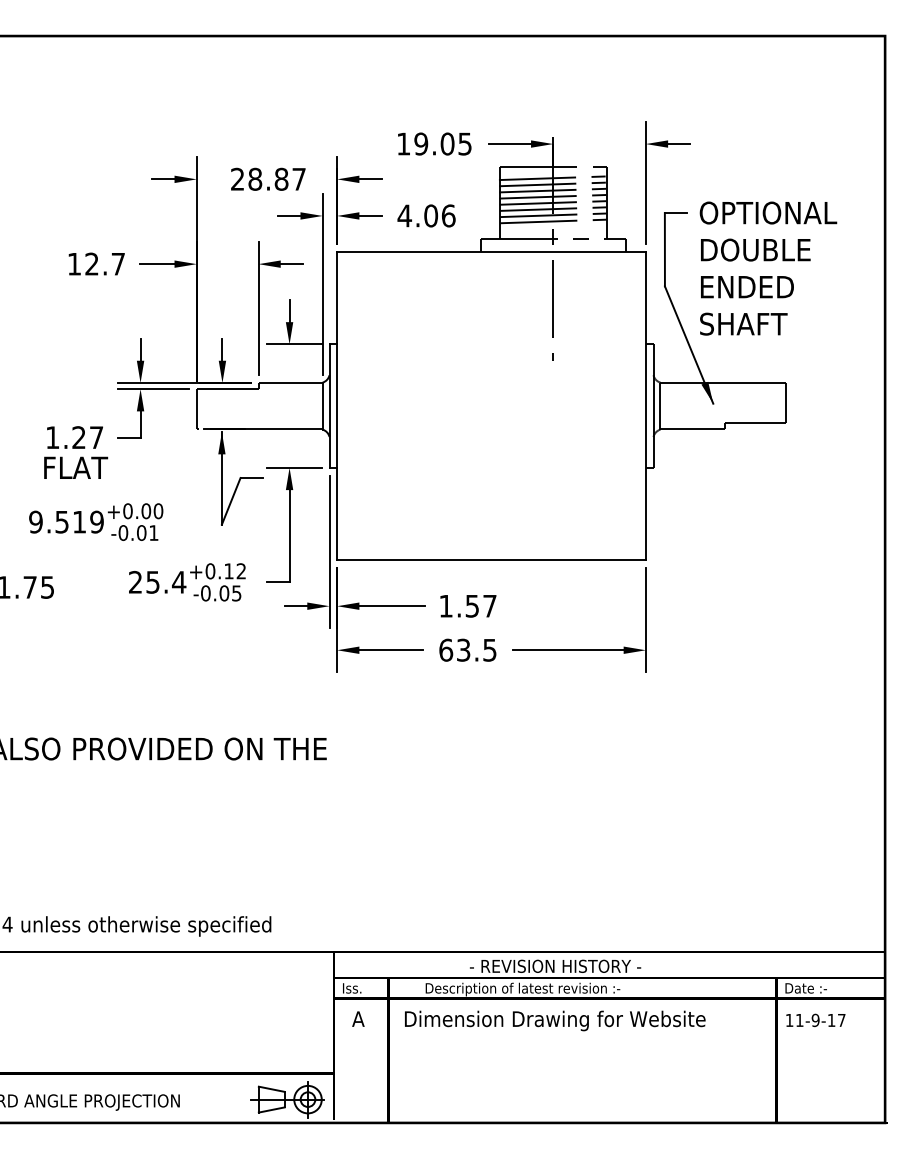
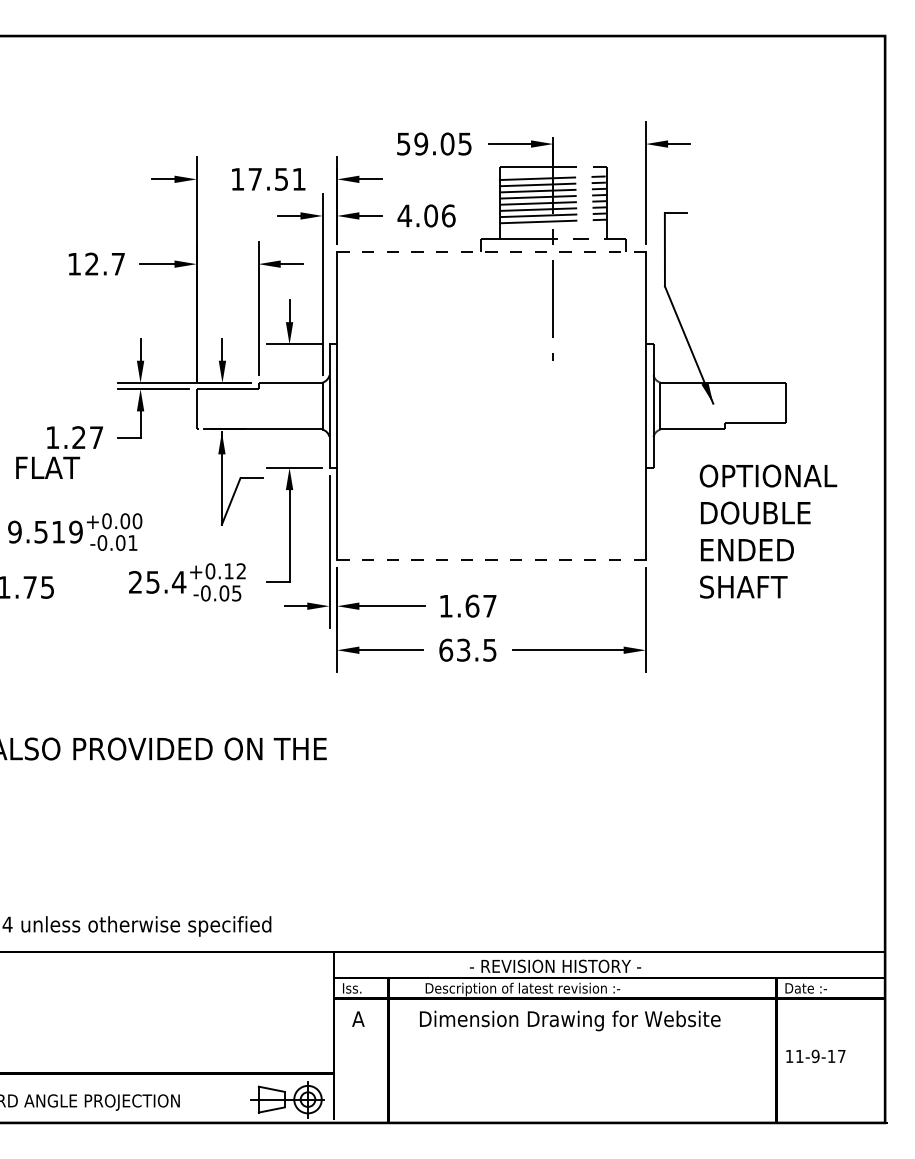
text: 19.05 -> 59.05 (403, 143)
text: 28.87 -> 17.51 (268, 178)
line: solid -> dashed (491, 251)
text position: (768, 268) -> (768, 531) (768, 531)
text position: (76, 467) -> (48, 467) (48, 467)
text position: (96, 521) -> (75, 531) (75, 531)
line: solid -> dashed (491, 560)
text: 1.57 -> 1.67 (472, 605)
text position: (555, 1020) -> (570, 1020) (570, 1020)
text position: (815, 1020) -> (815, 1056) (815, 1056)
